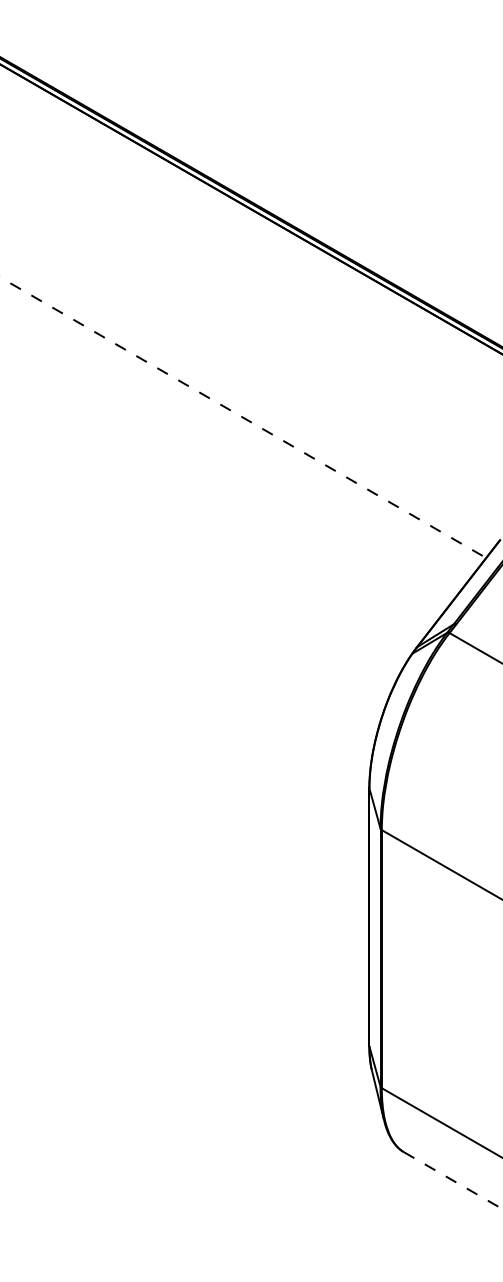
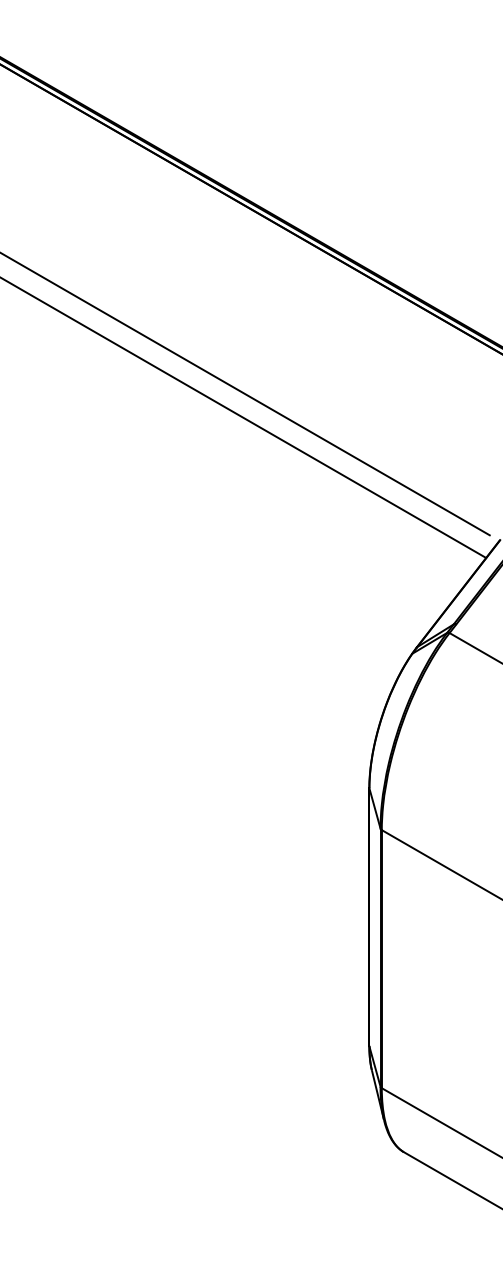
line: none -> present (245, 394)
line: dashed -> solid (243, 418)
line: dashed -> solid (453, 1180)
